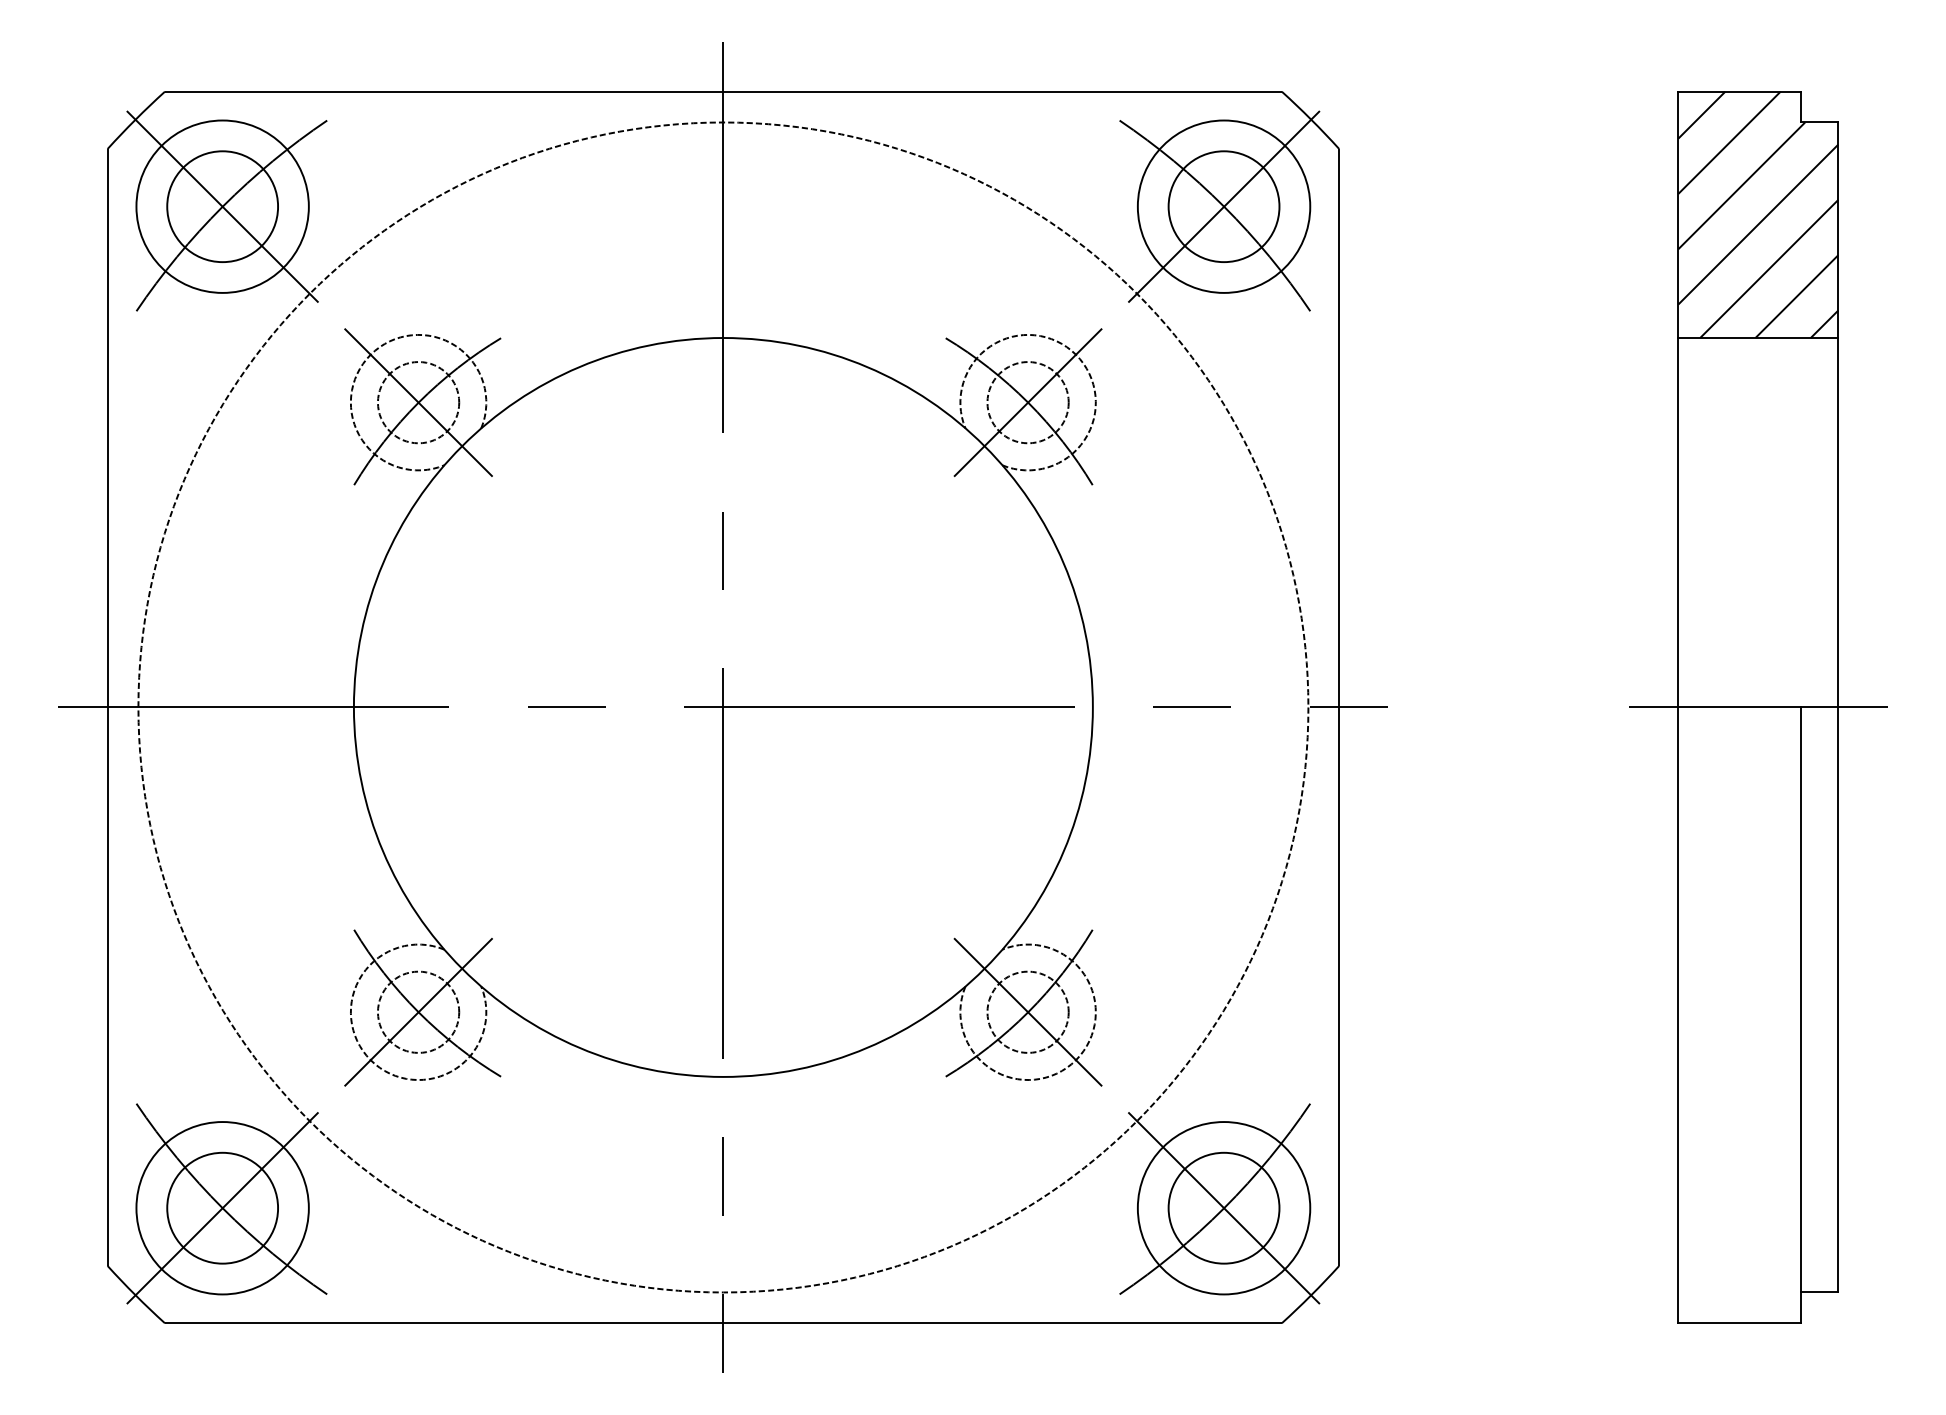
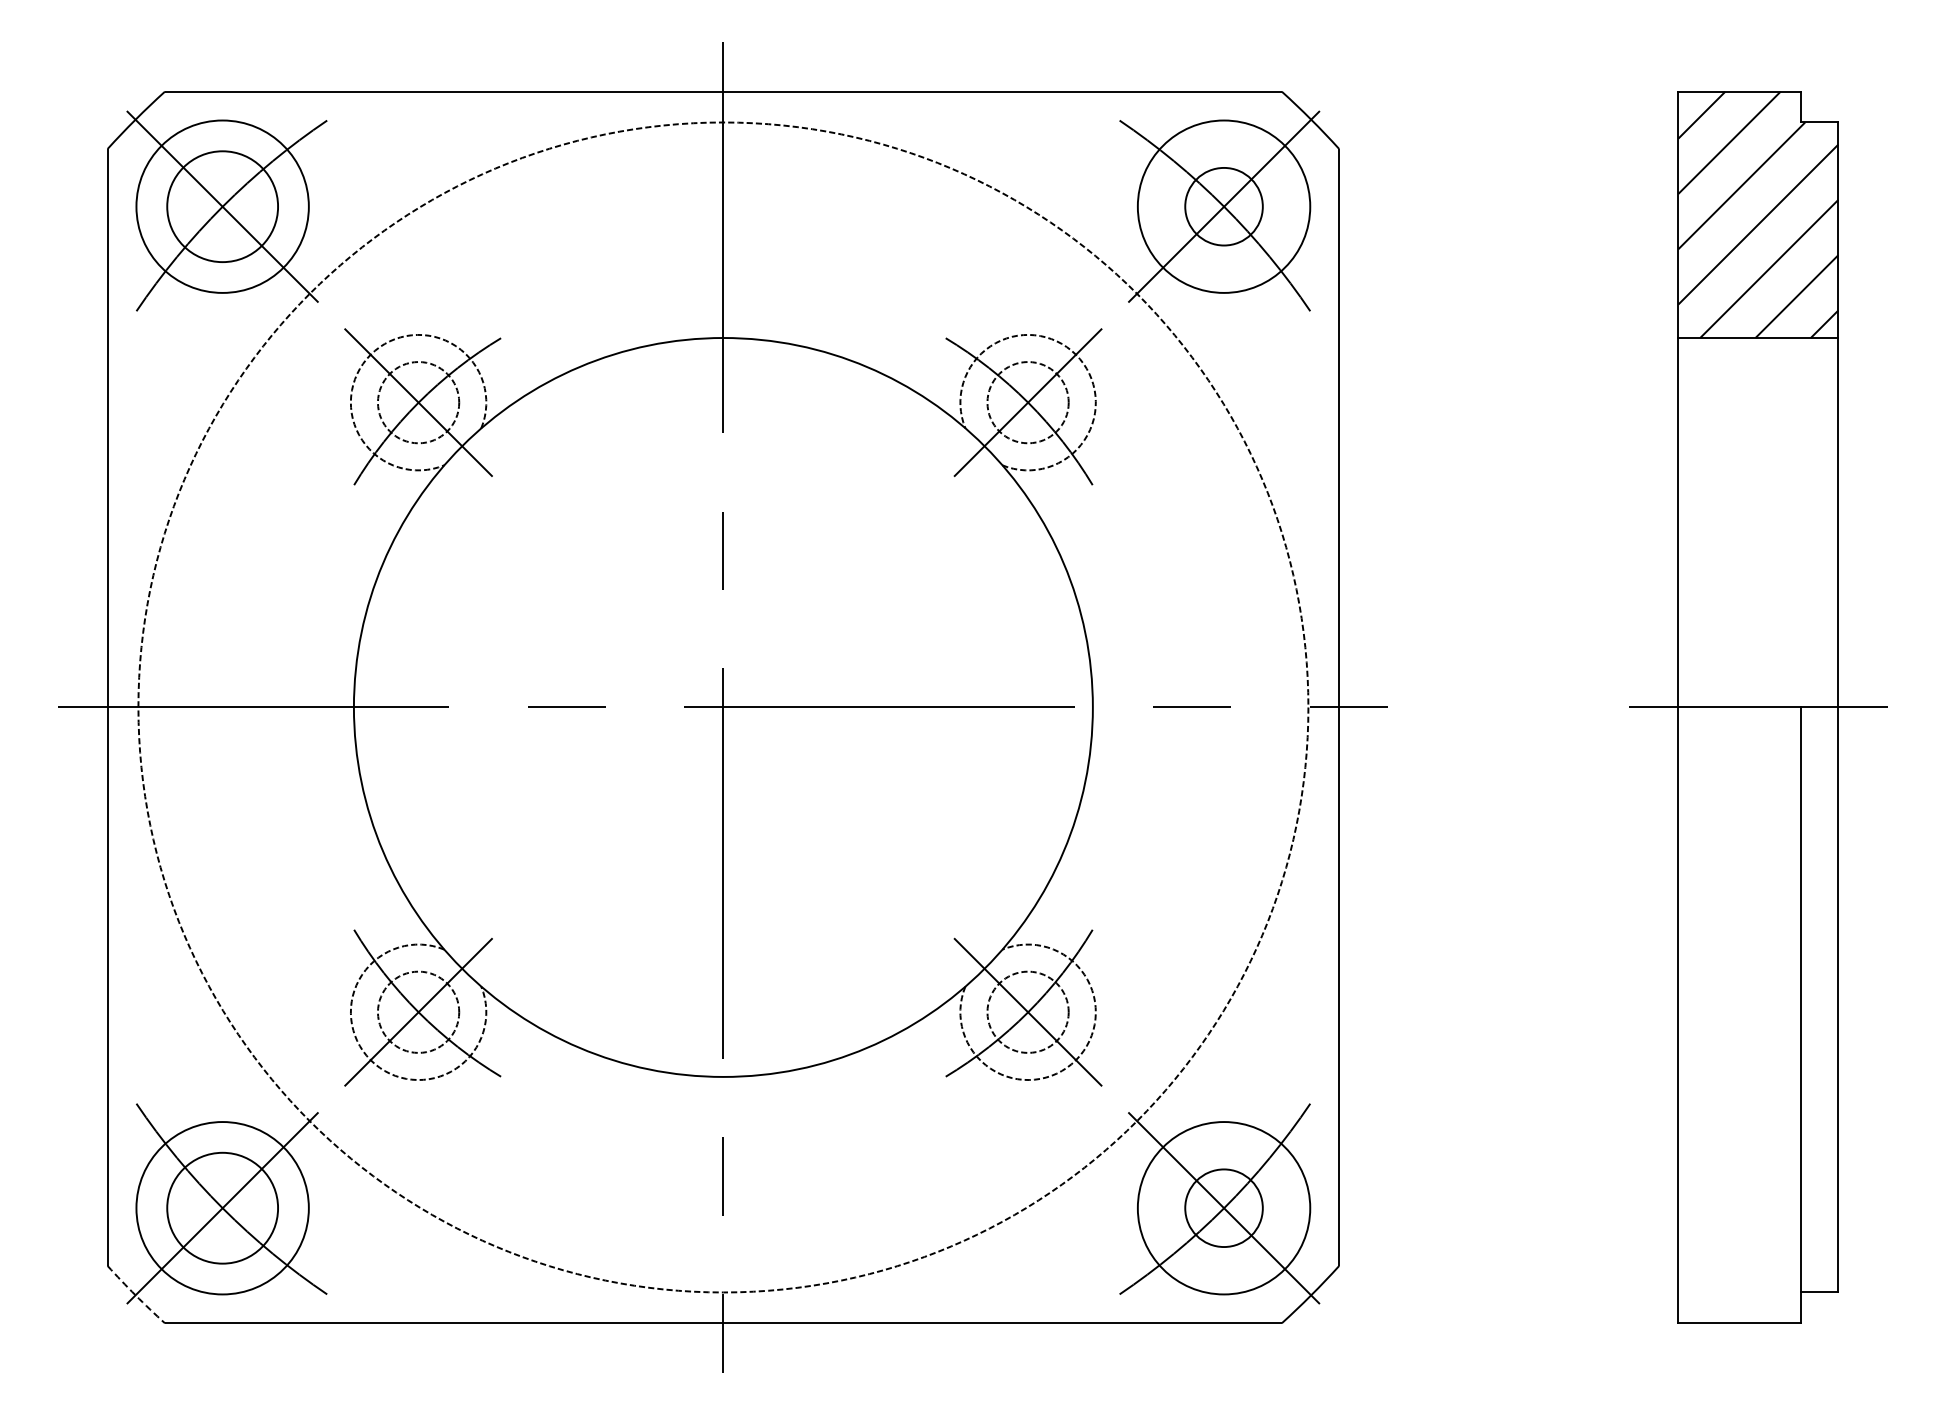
circle diameter: 111 px -> 78 px (1223, 206)
circle diameter: 111 px -> 78 px (1223, 1208)
arc: solid -> dashed (135, 1295)
